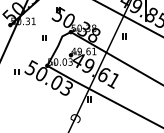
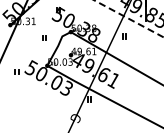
line: solid -> dashed (128, 18)
